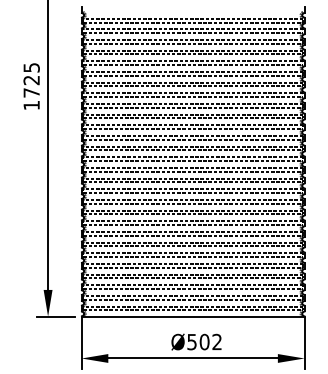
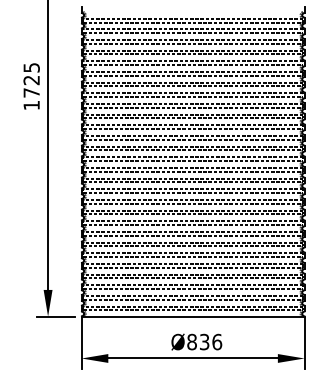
text: Ø502 -> Ø836 (204, 341)
